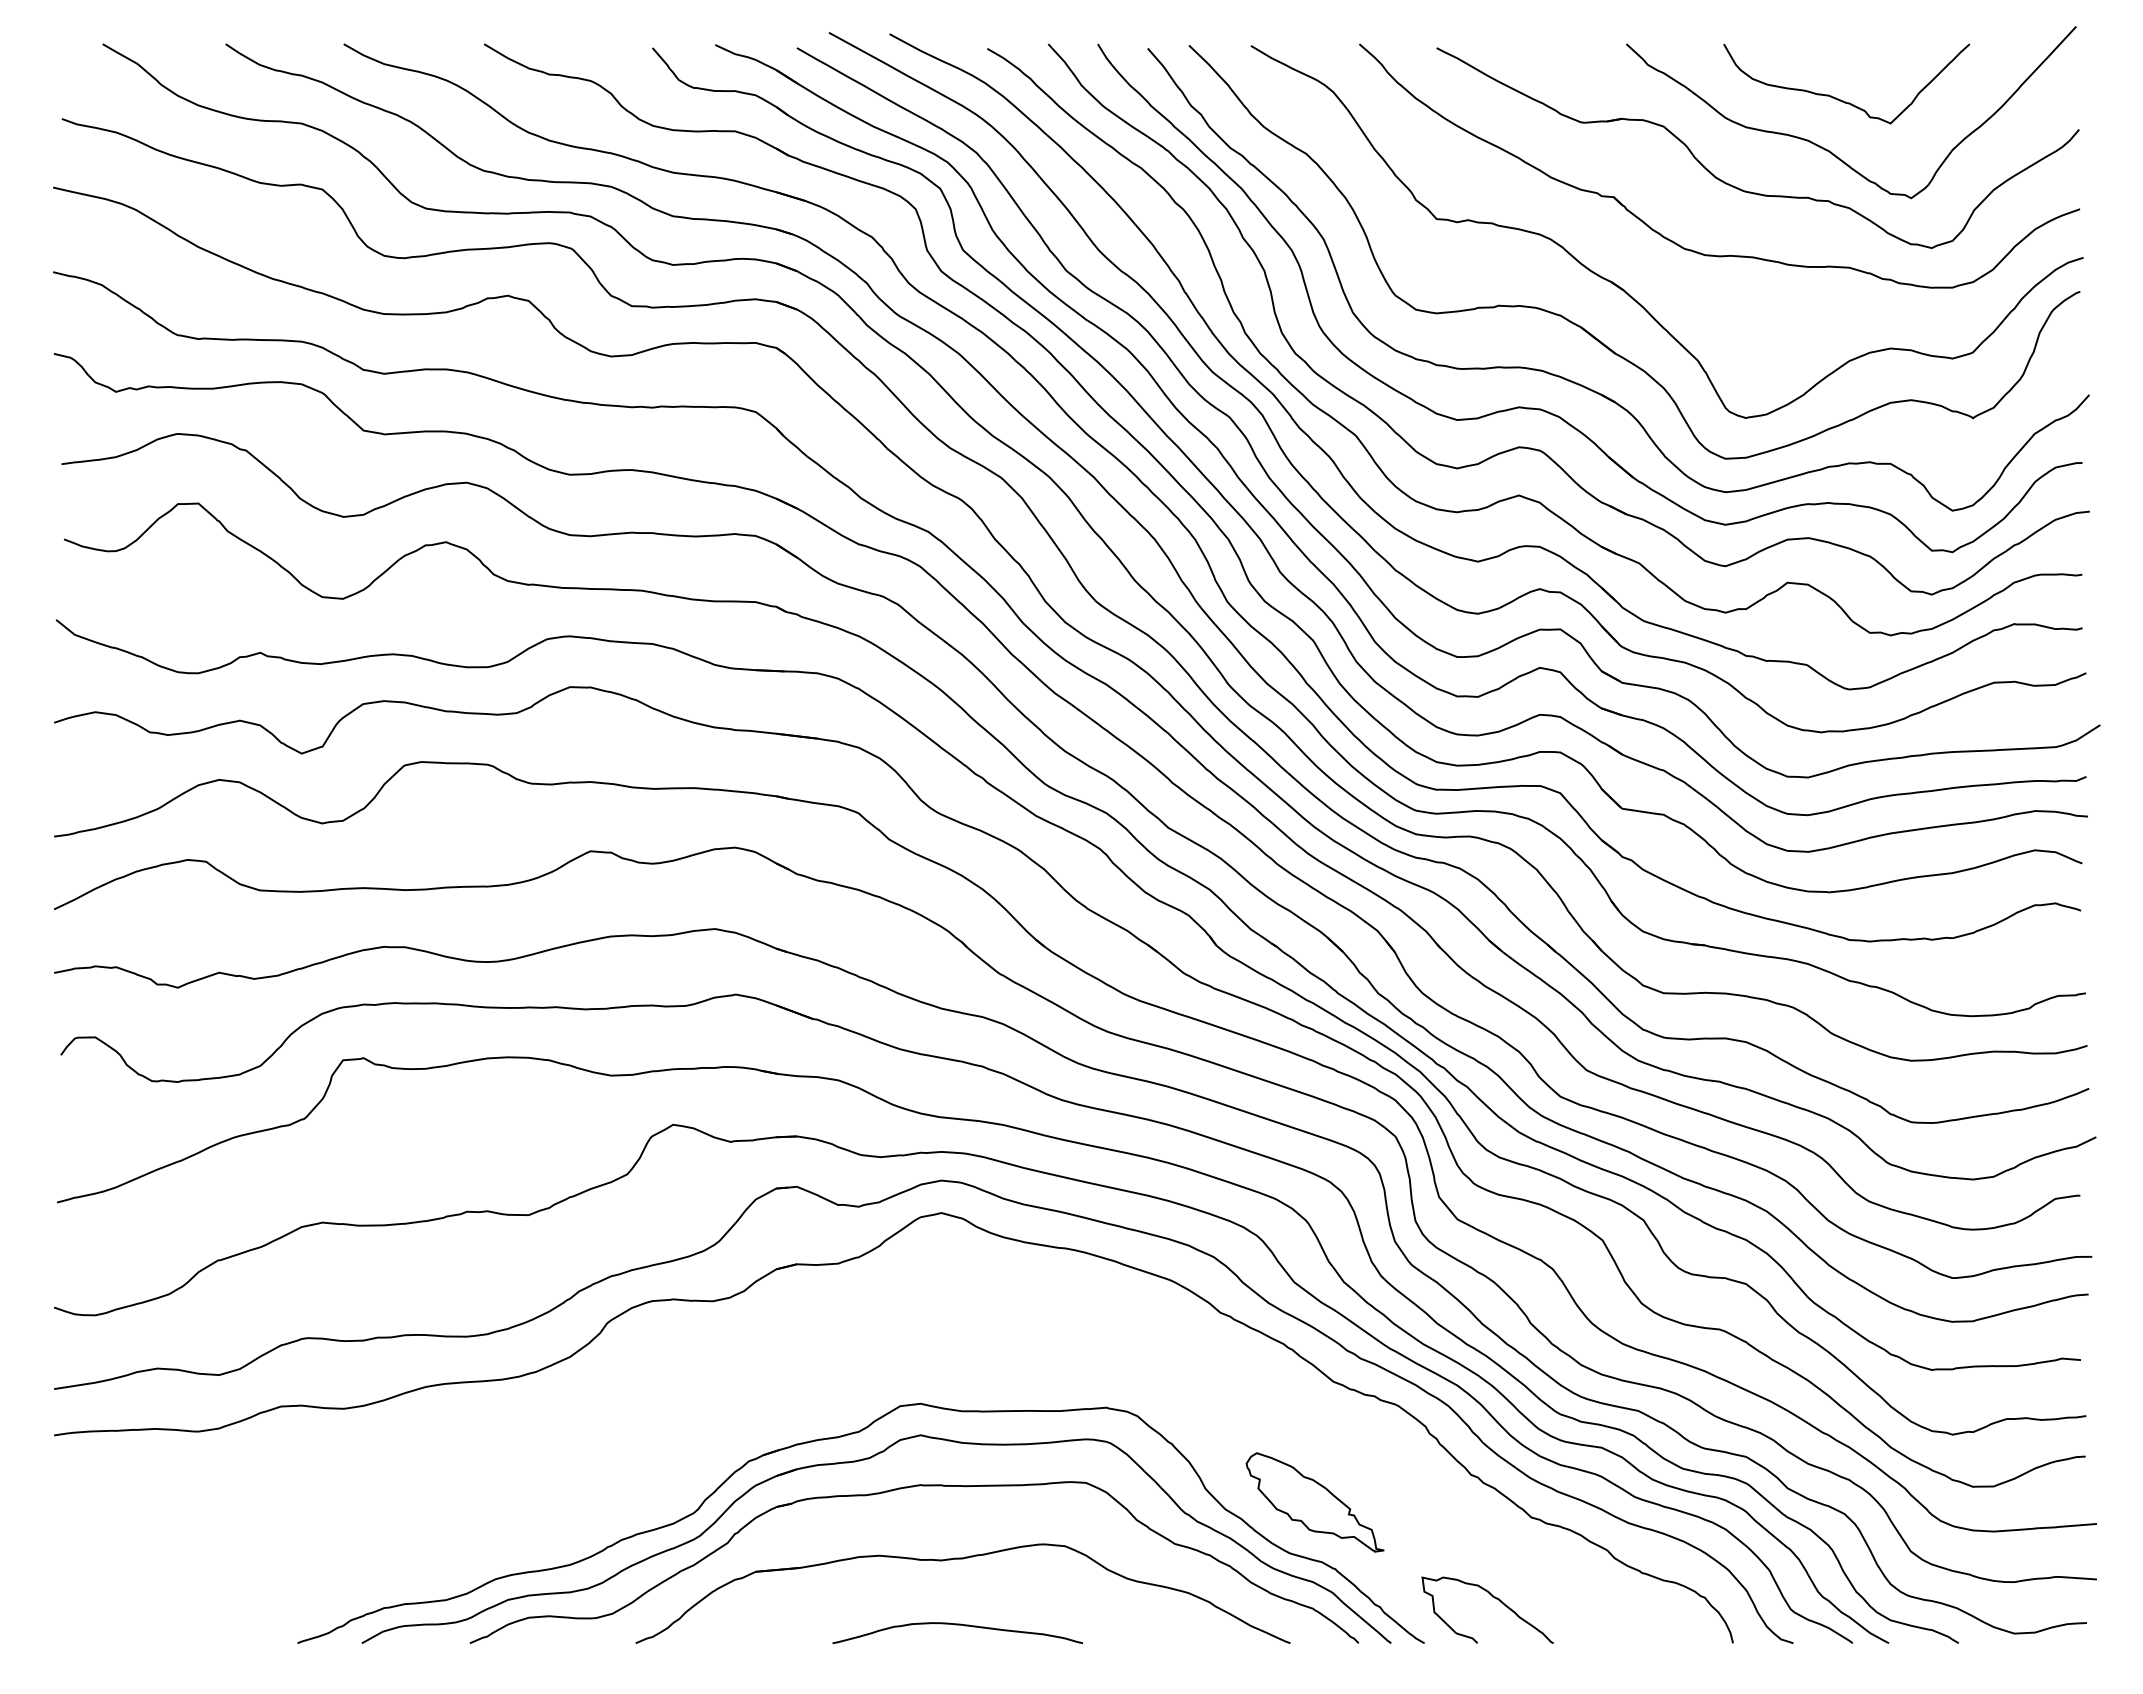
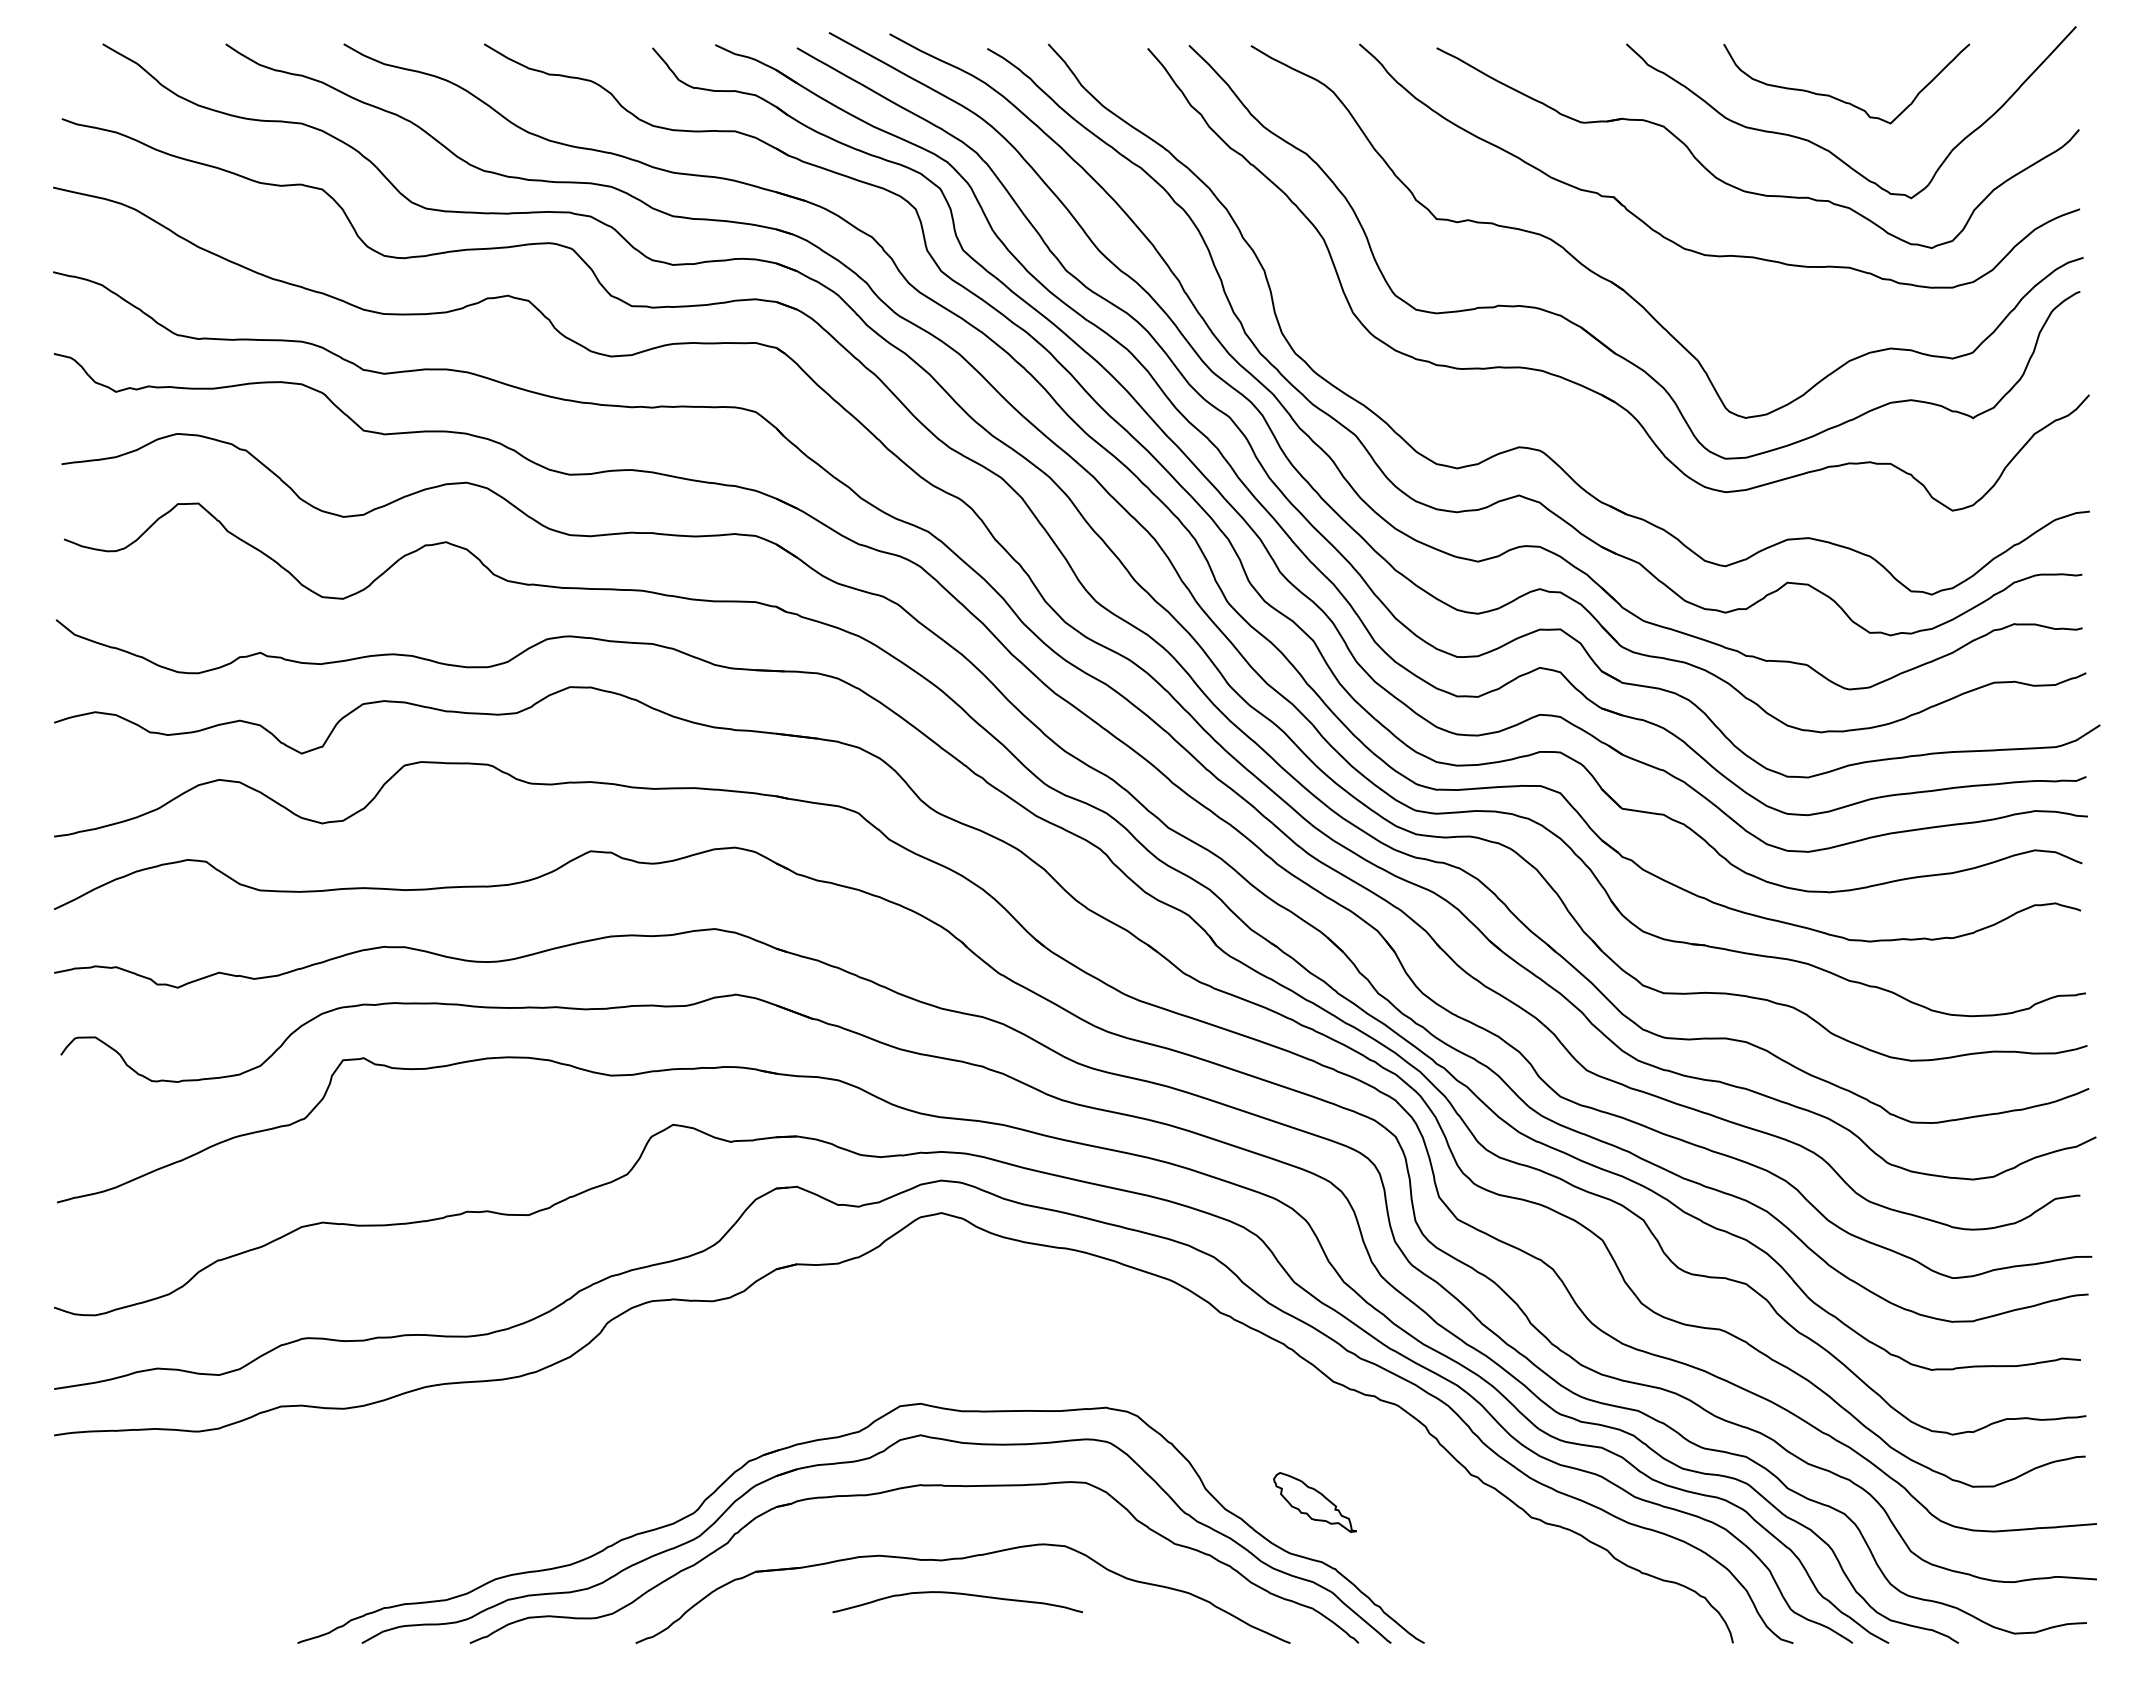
part: present -> none (1546, 410)
part size: 140x101 px -> 84x61 px (1314, 1502)
curve: present -> none (1492, 1597)
curve position: (957, 1625) -> (957, 1594) (957, 1594)
